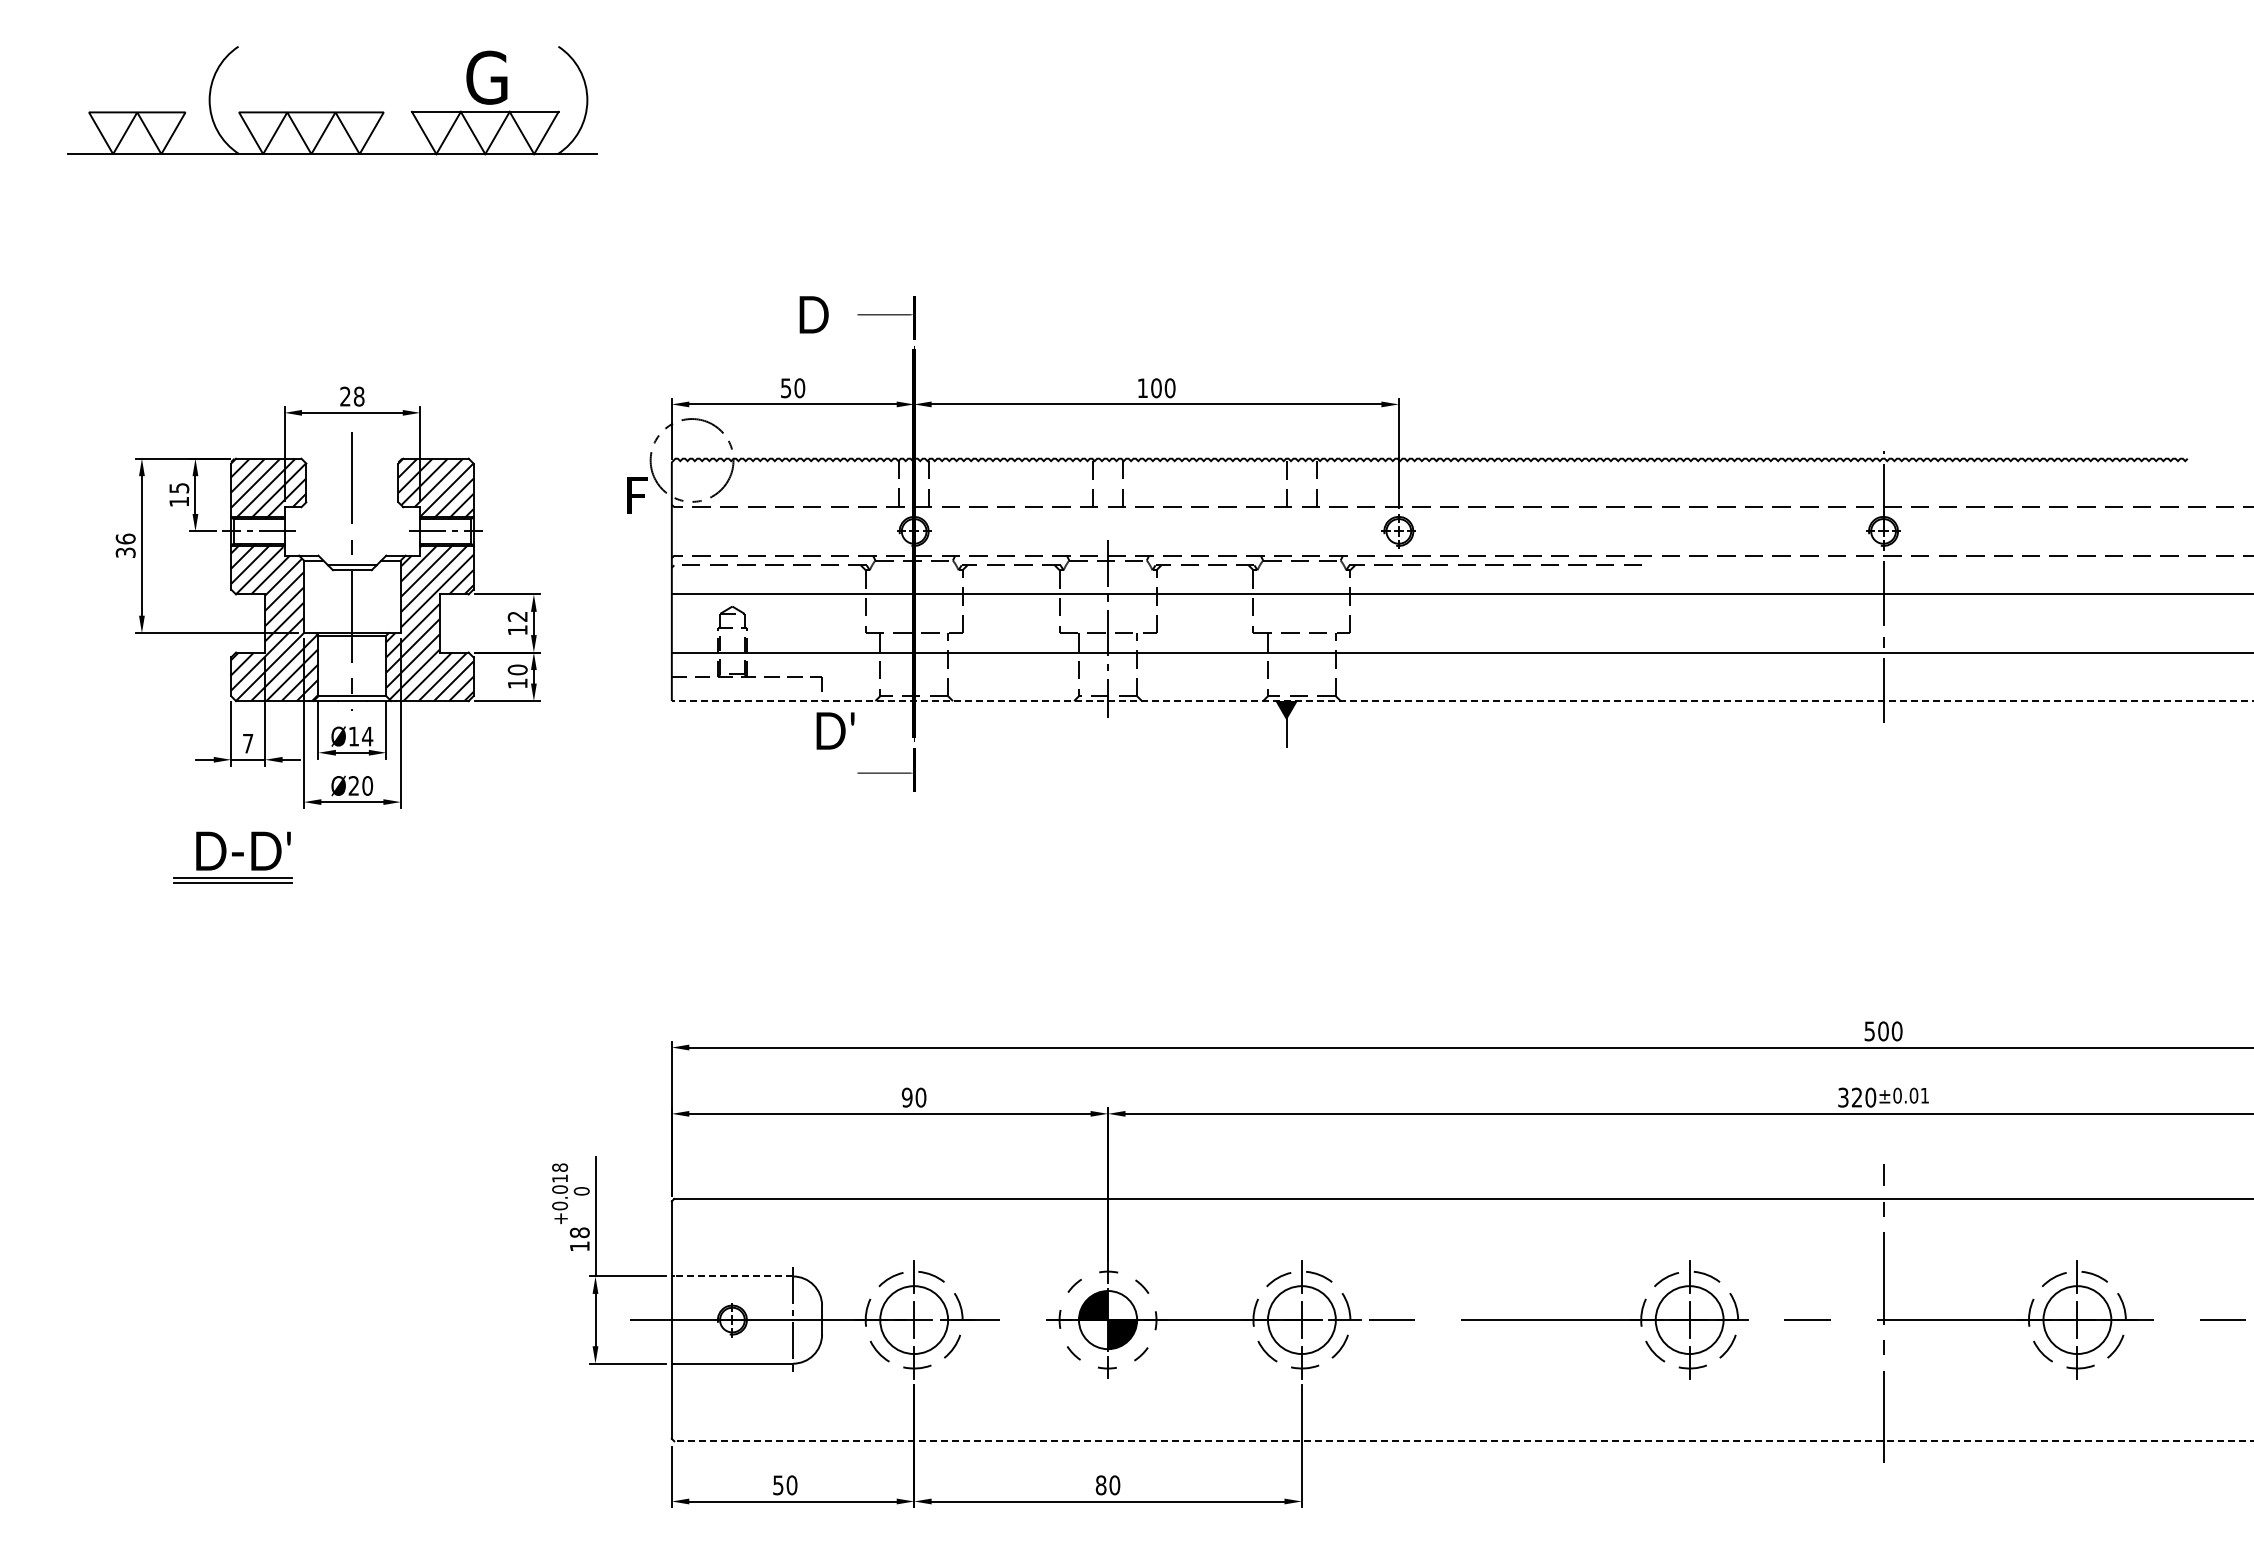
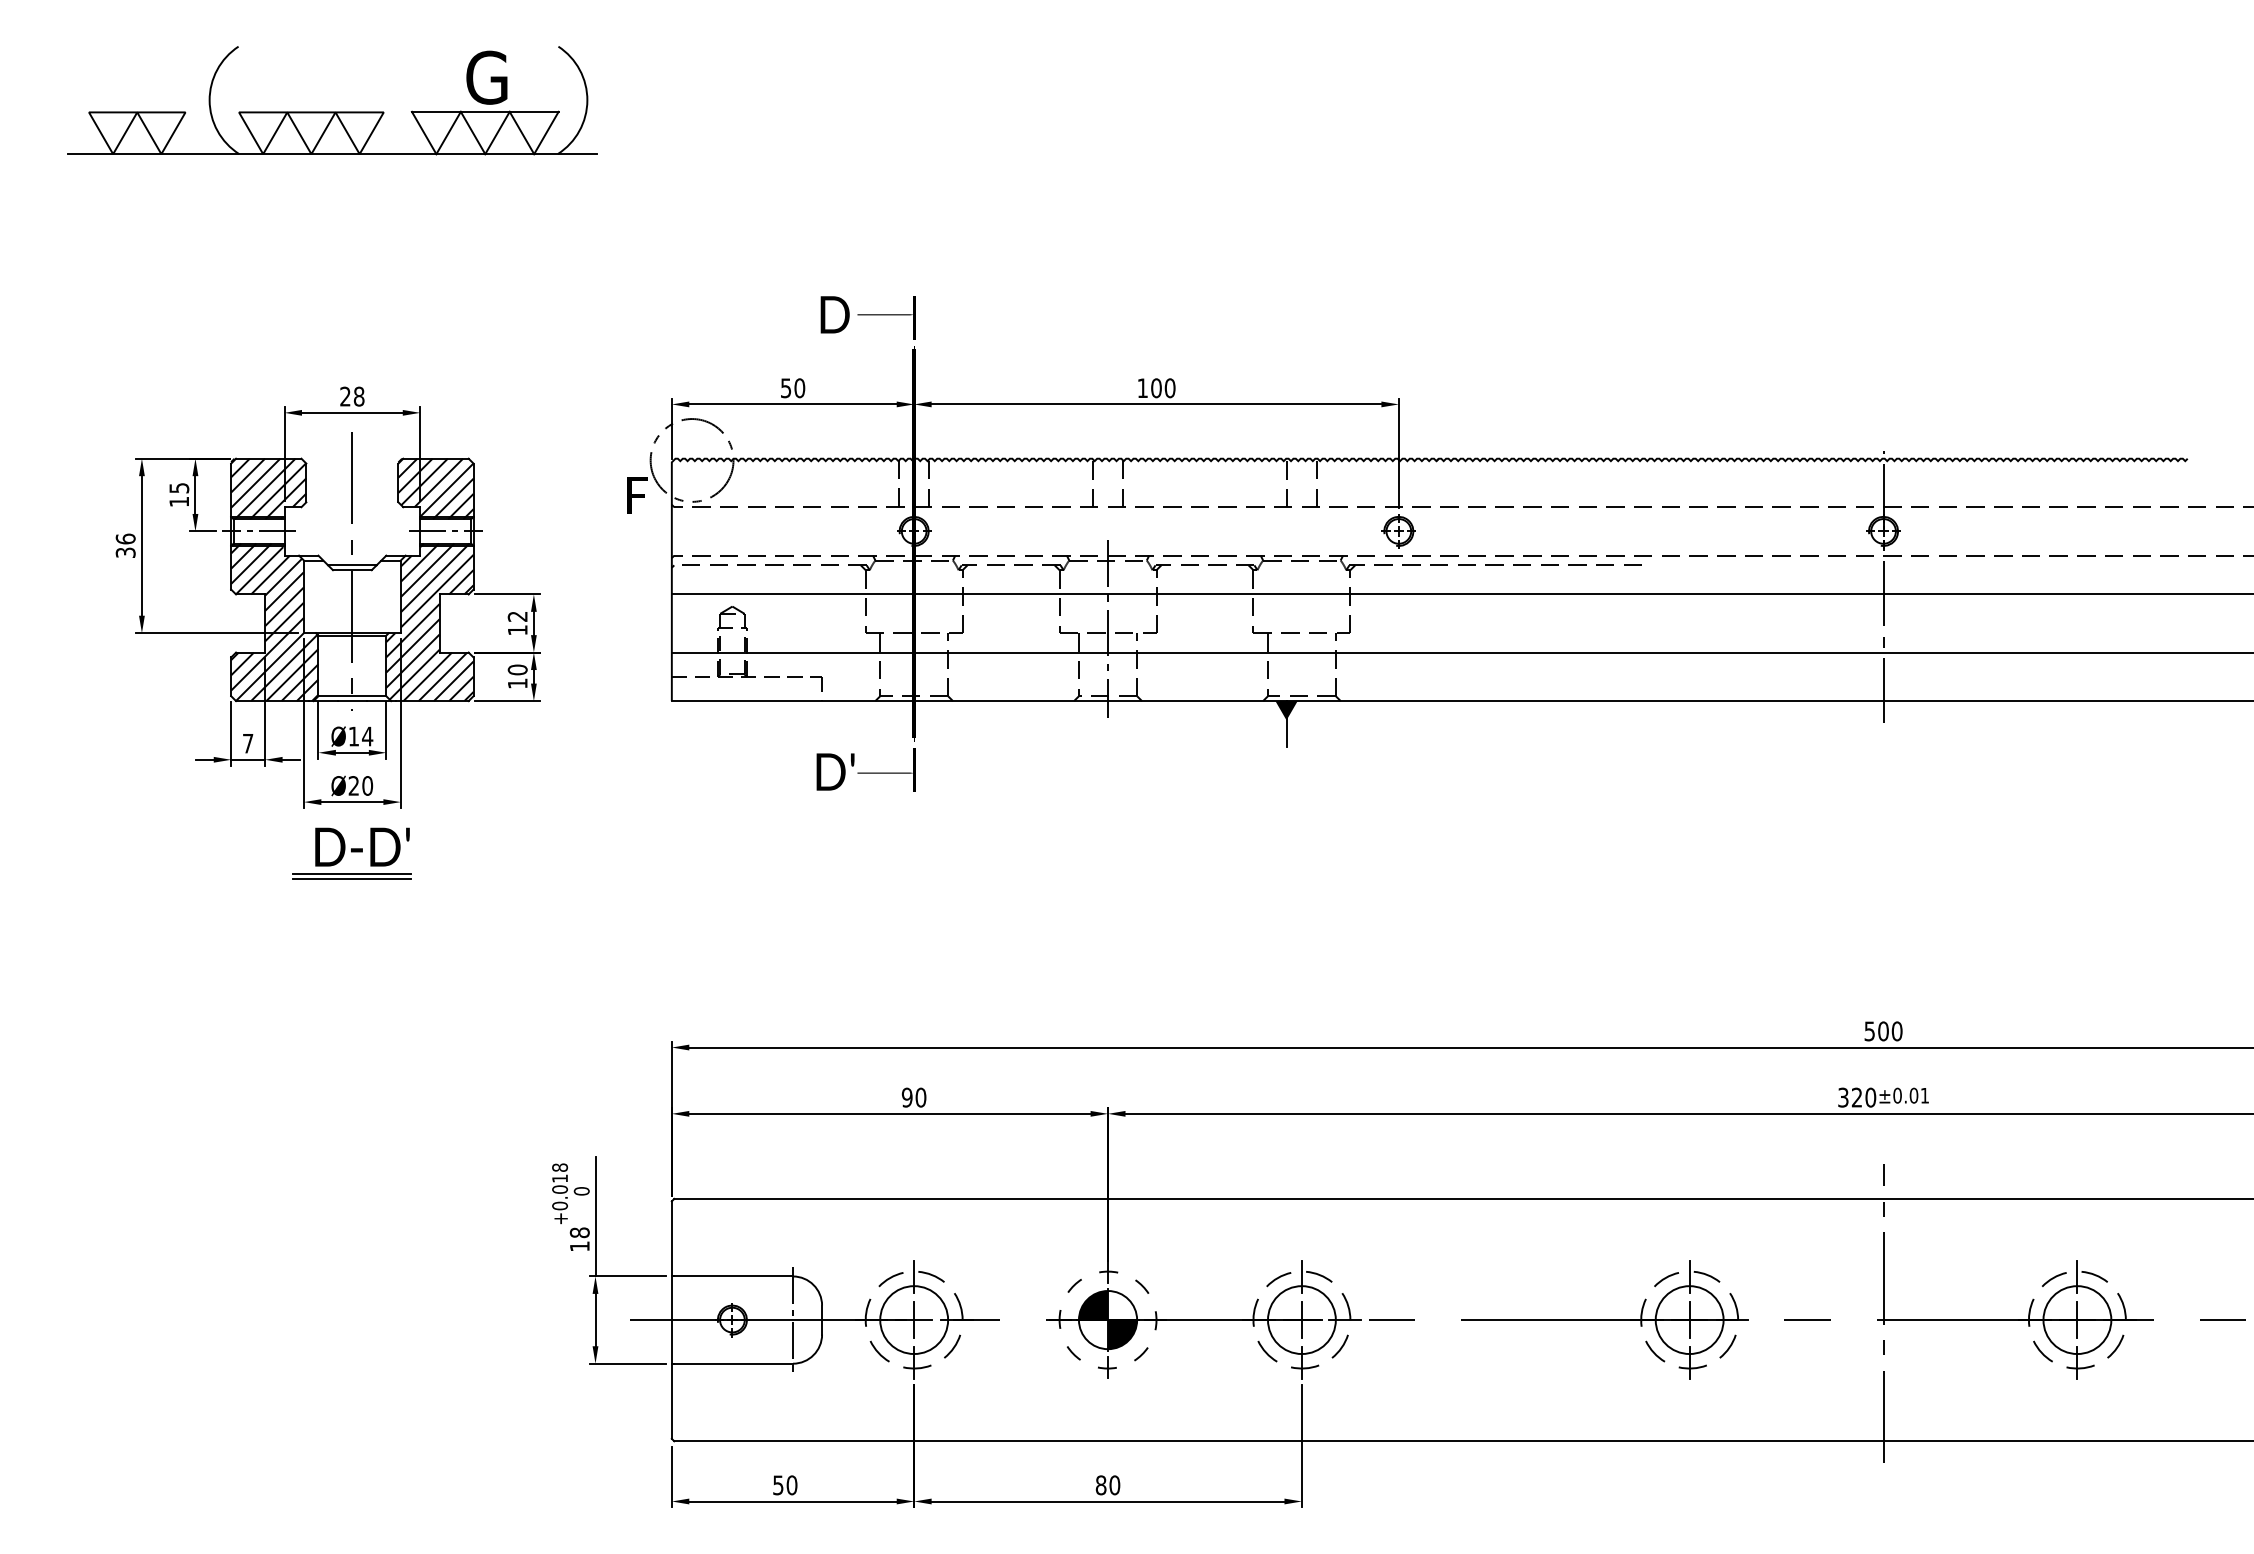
text position: (813, 314) -> (834, 314) (834, 314)
line: dashed -> solid (1462, 701)
text position: (835, 730) -> (835, 771) (835, 771)
part position: (232, 857) -> (351, 853) (351, 853)
line: dashed -> solid (733, 1276)
line: dashed -> solid (1464, 1441)
